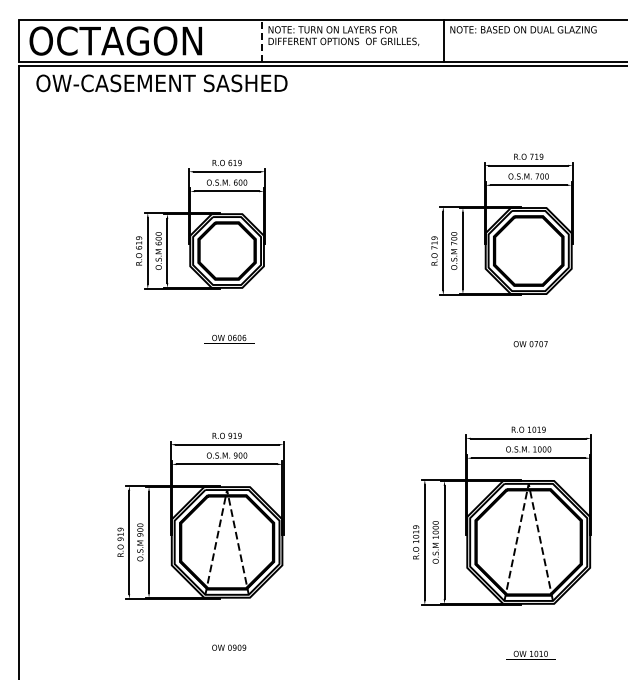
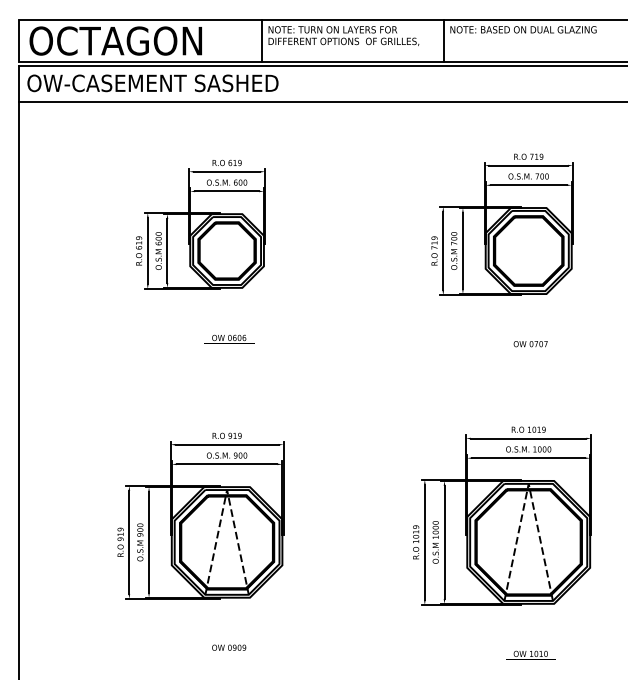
line: dashed -> solid (262, 41)
text position: (161, 83) -> (152, 83) (152, 83)
line: none -> present (321, 101)
